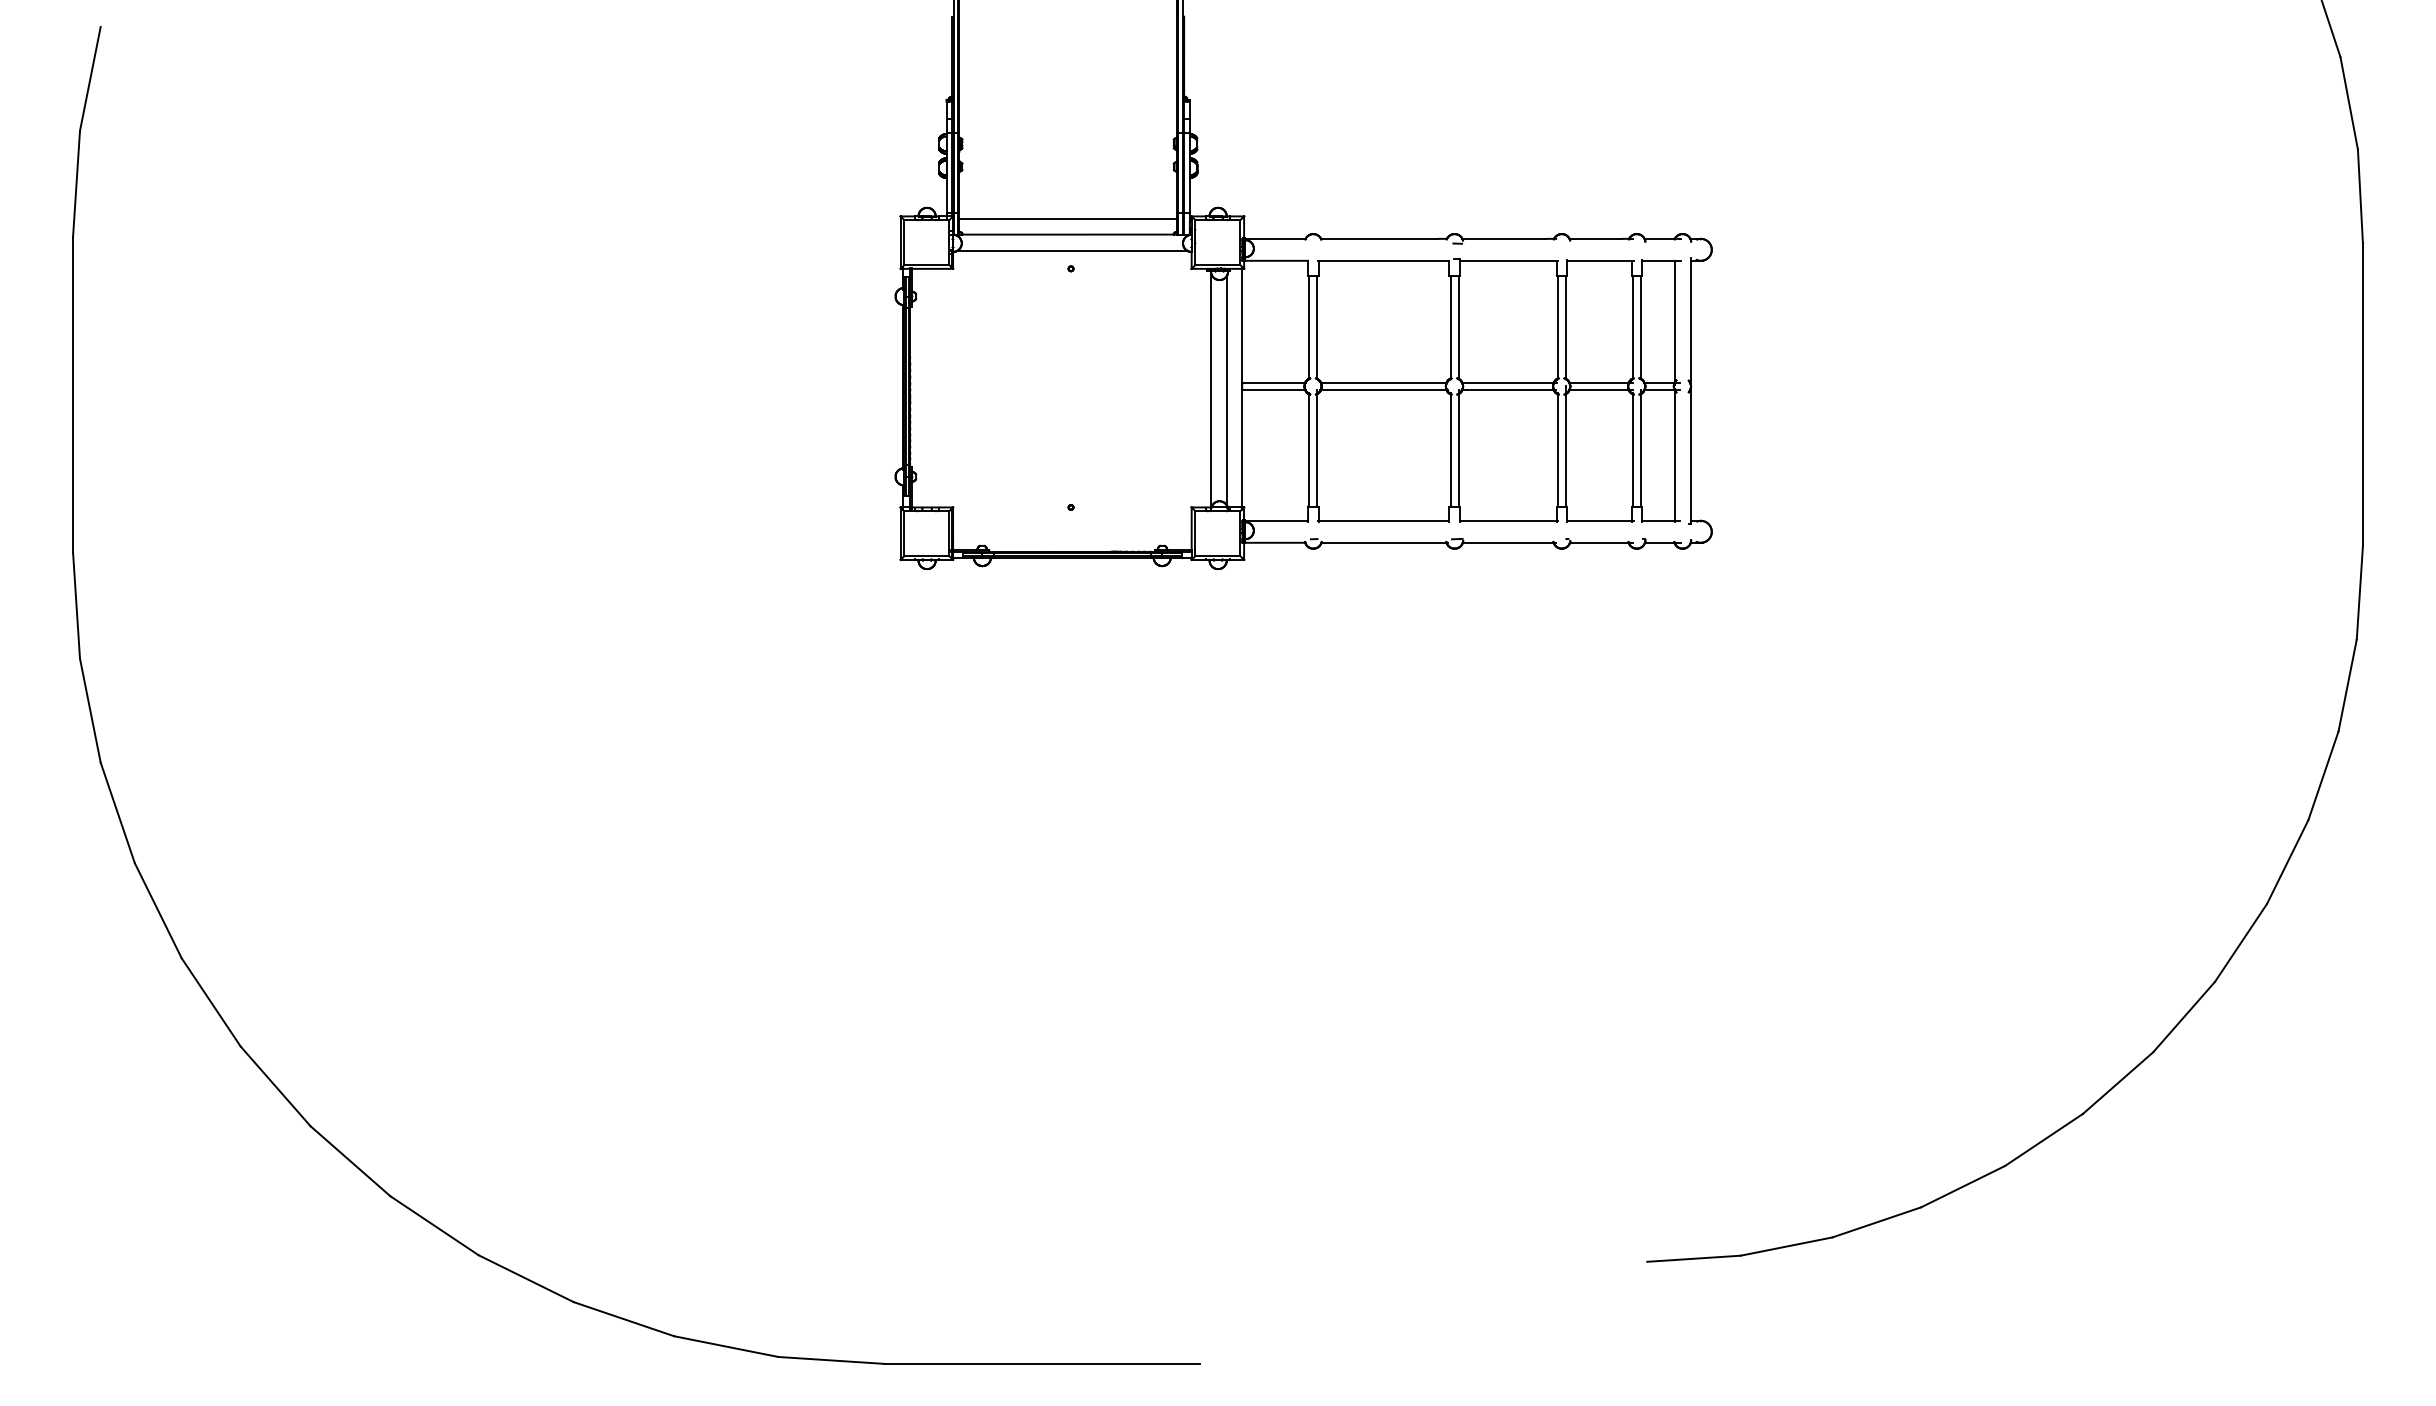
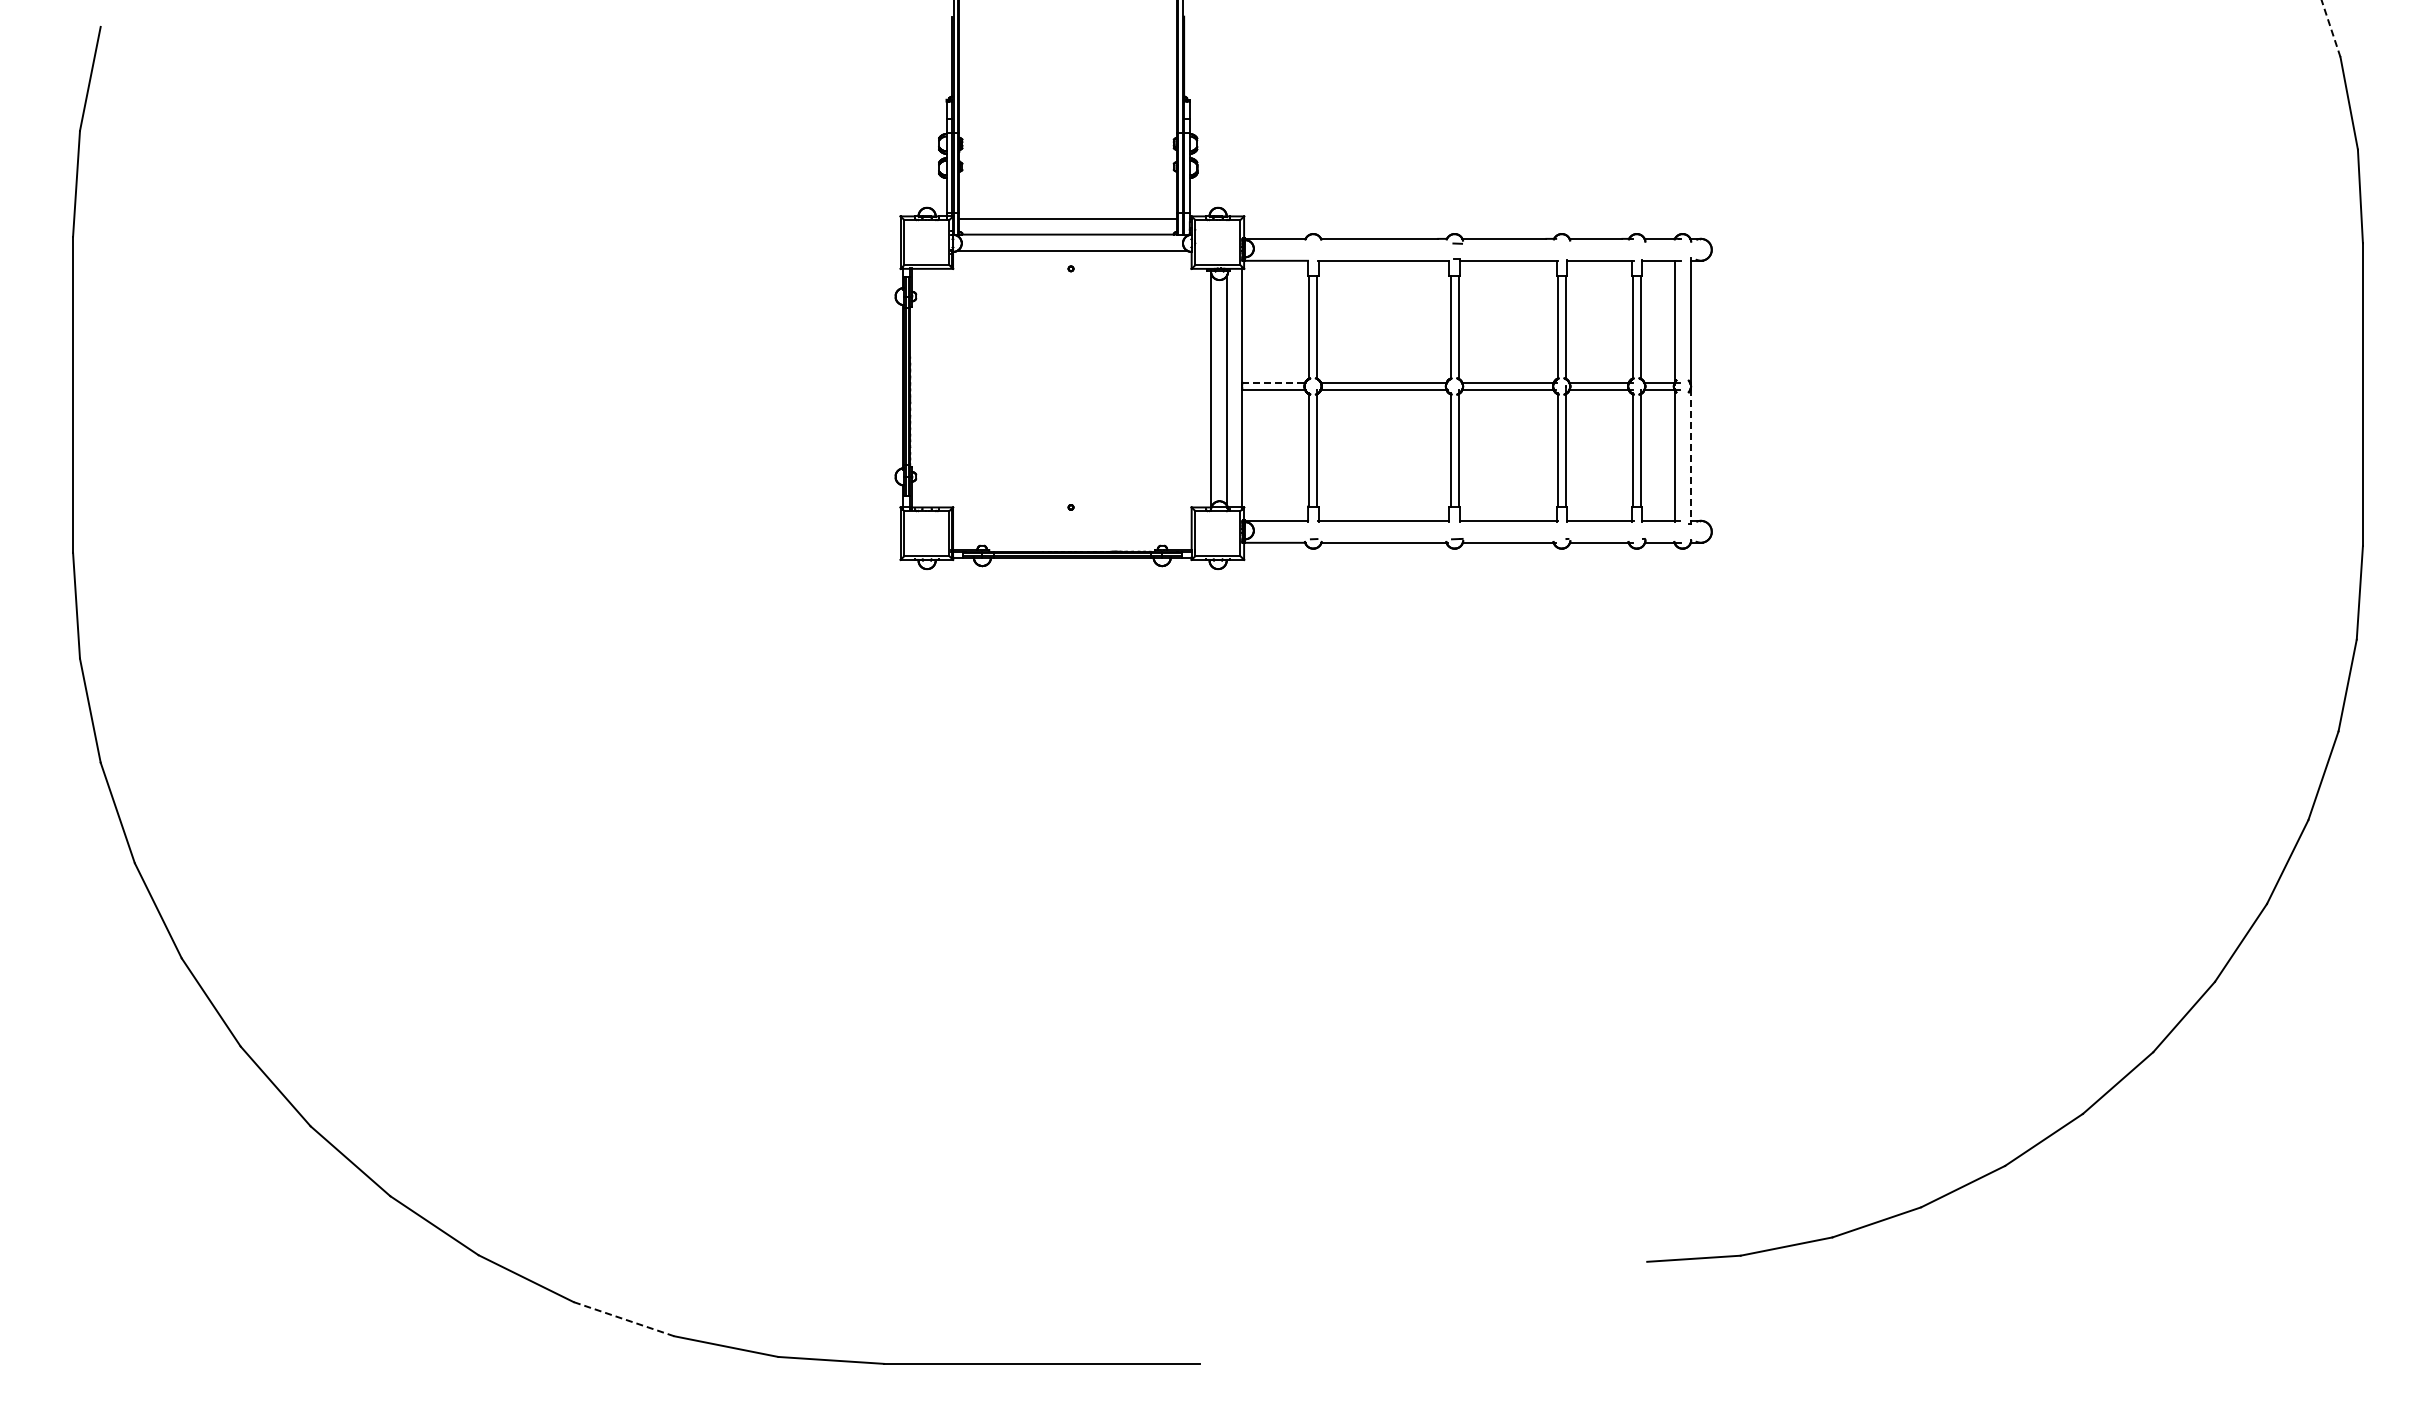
line: solid -> dashed (2331, 28)
line: solid -> dashed (1273, 382)
line: solid -> dashed (1690, 455)
line: solid -> dashed (623, 1319)
